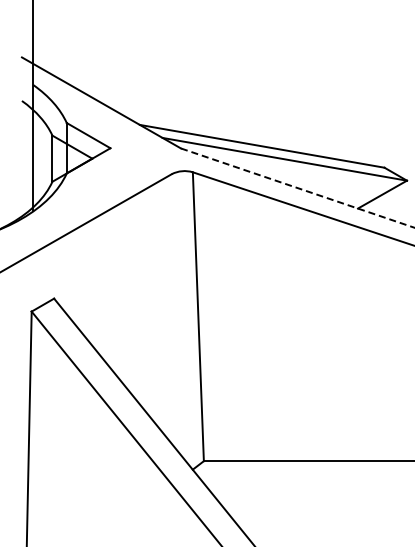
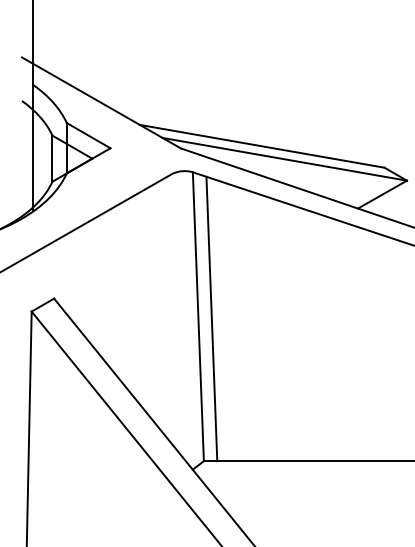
line: dashed -> solid (298, 188)
line: none -> present (211, 318)
